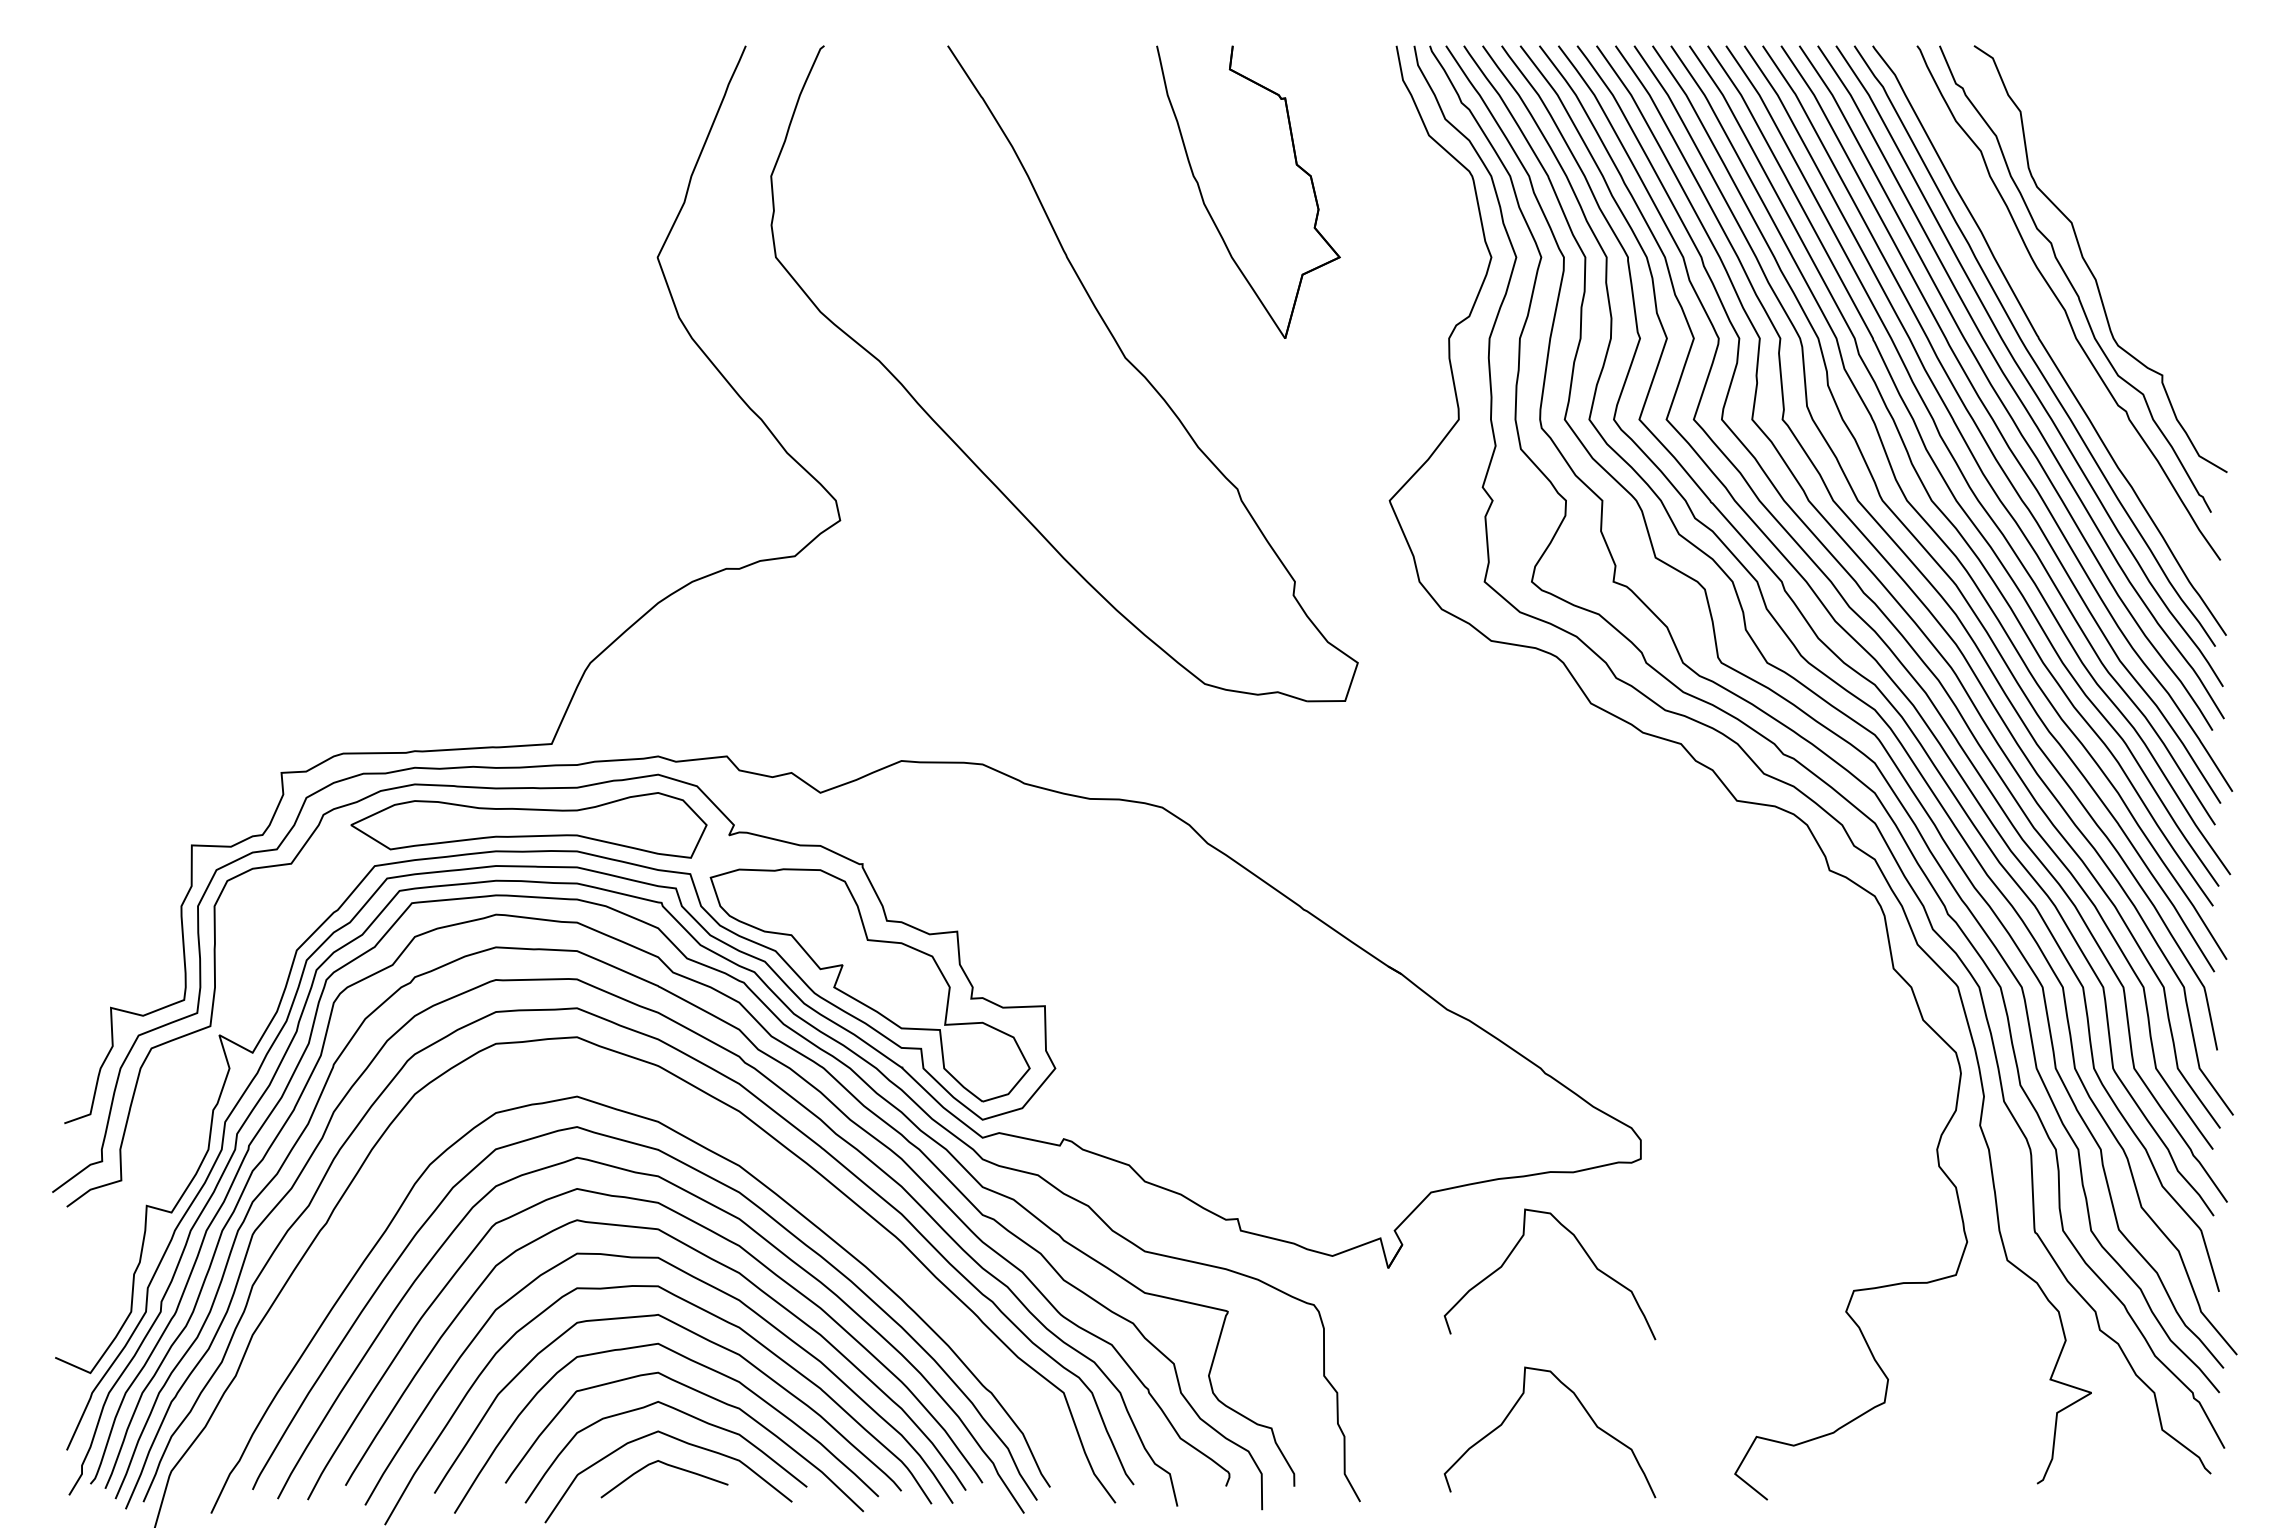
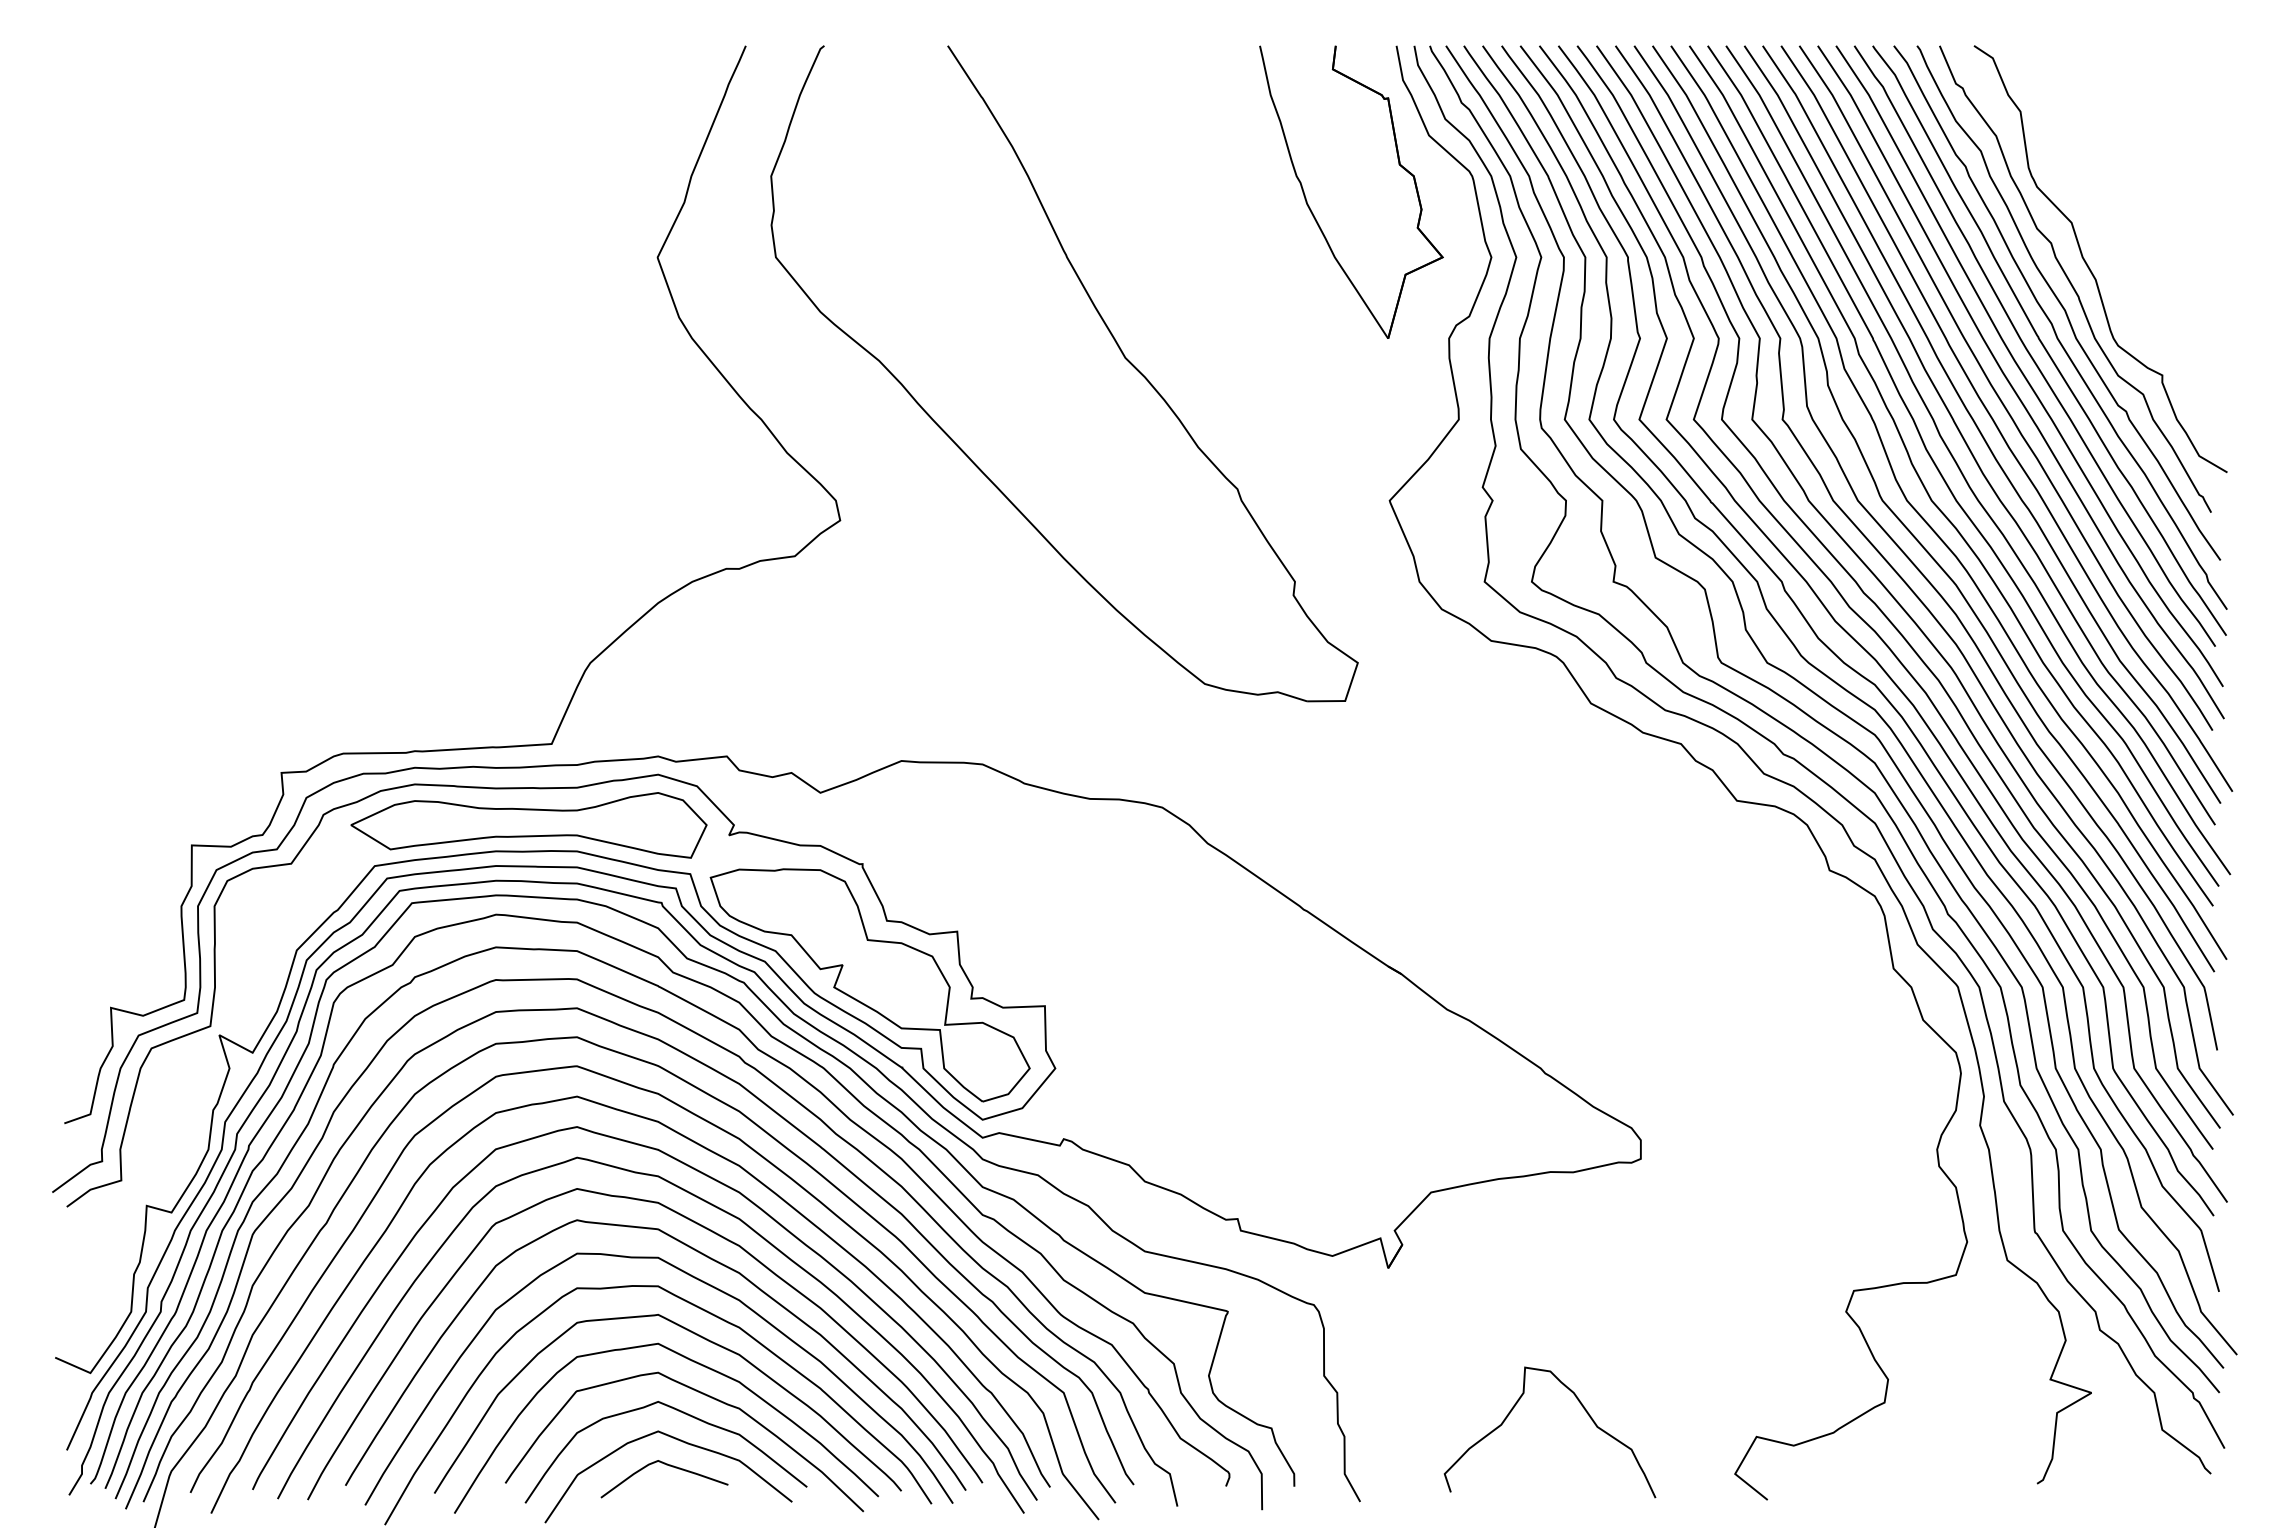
part position: (1209, 211) -> (1312, 211) (1312, 211)
curve: none -> present (2055, 330)
curve: none -> present (749, 1148)
curve: present -> none (1584, 1252)
